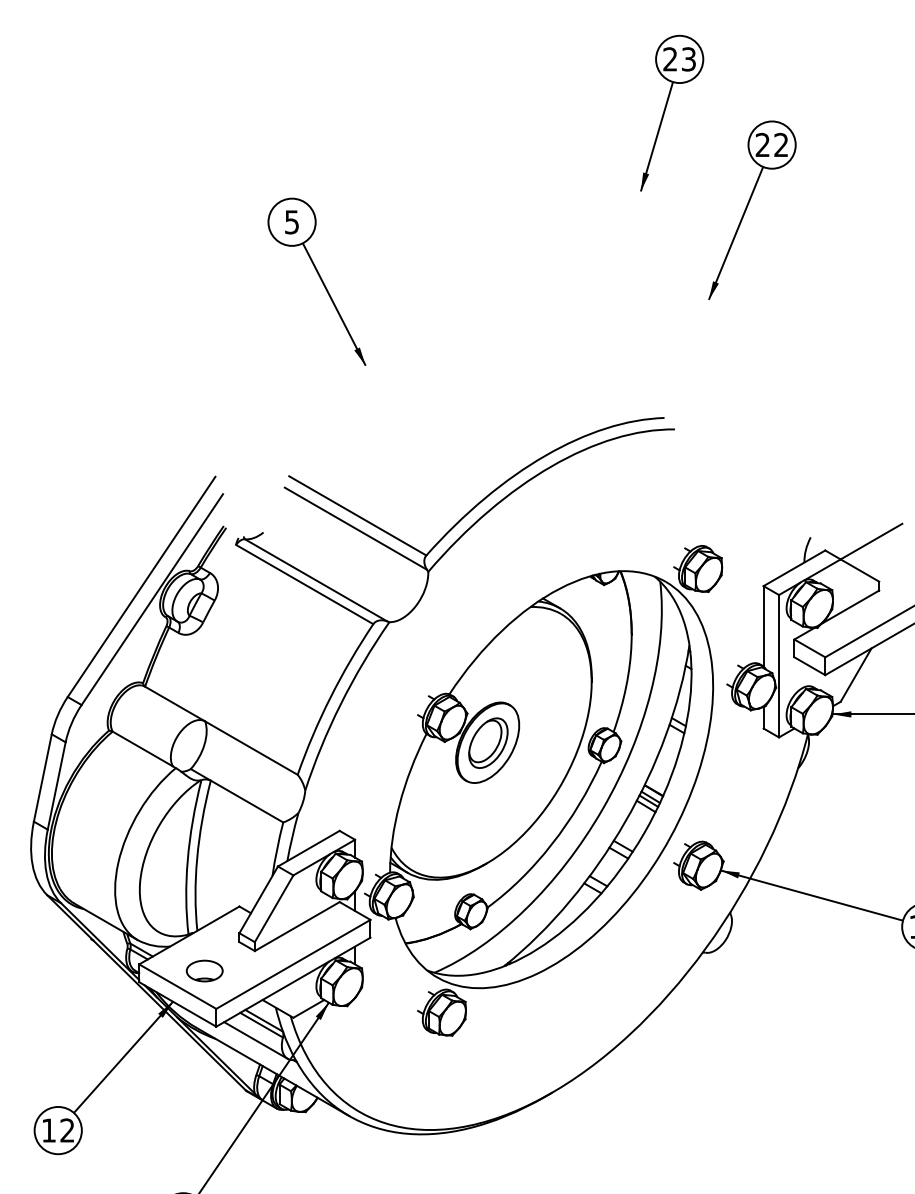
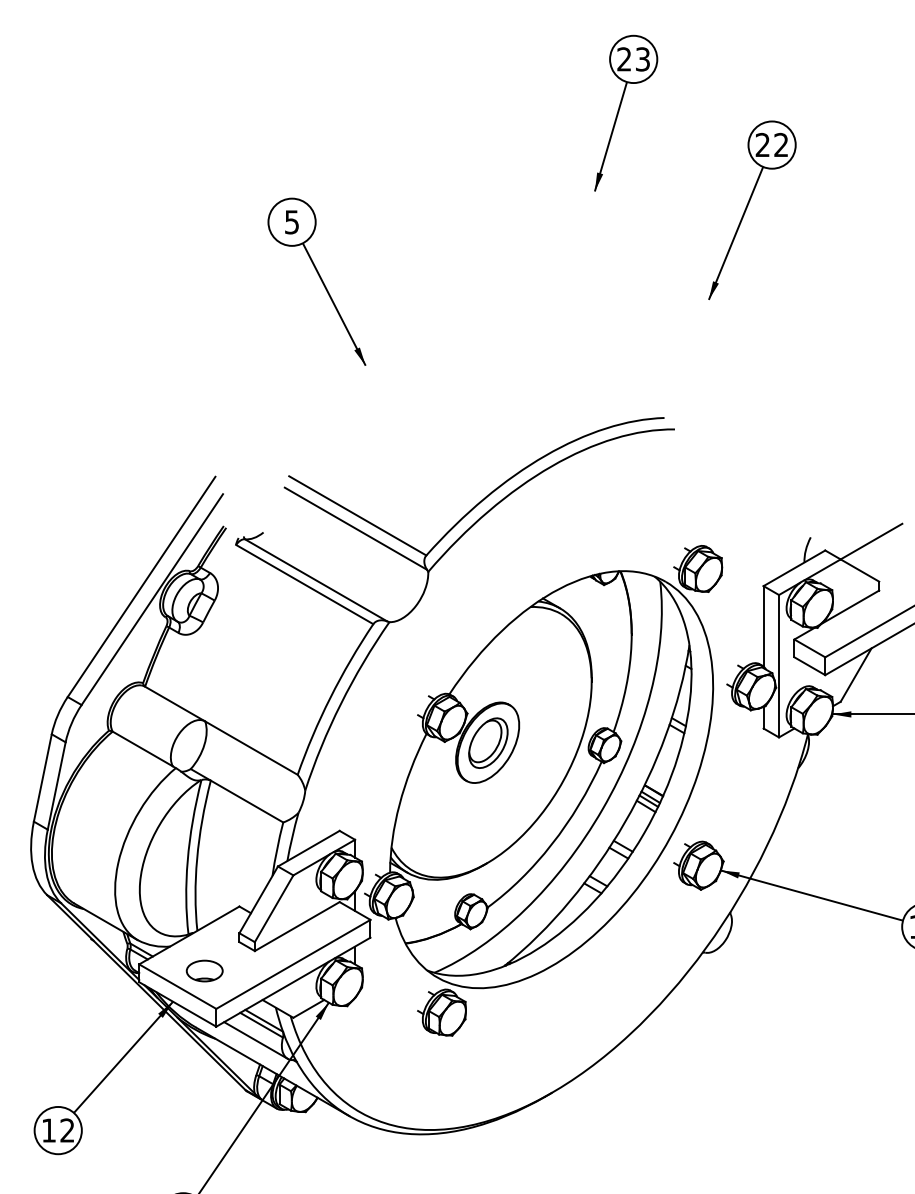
part position: (665, 111) -> (619, 111) (619, 111)
